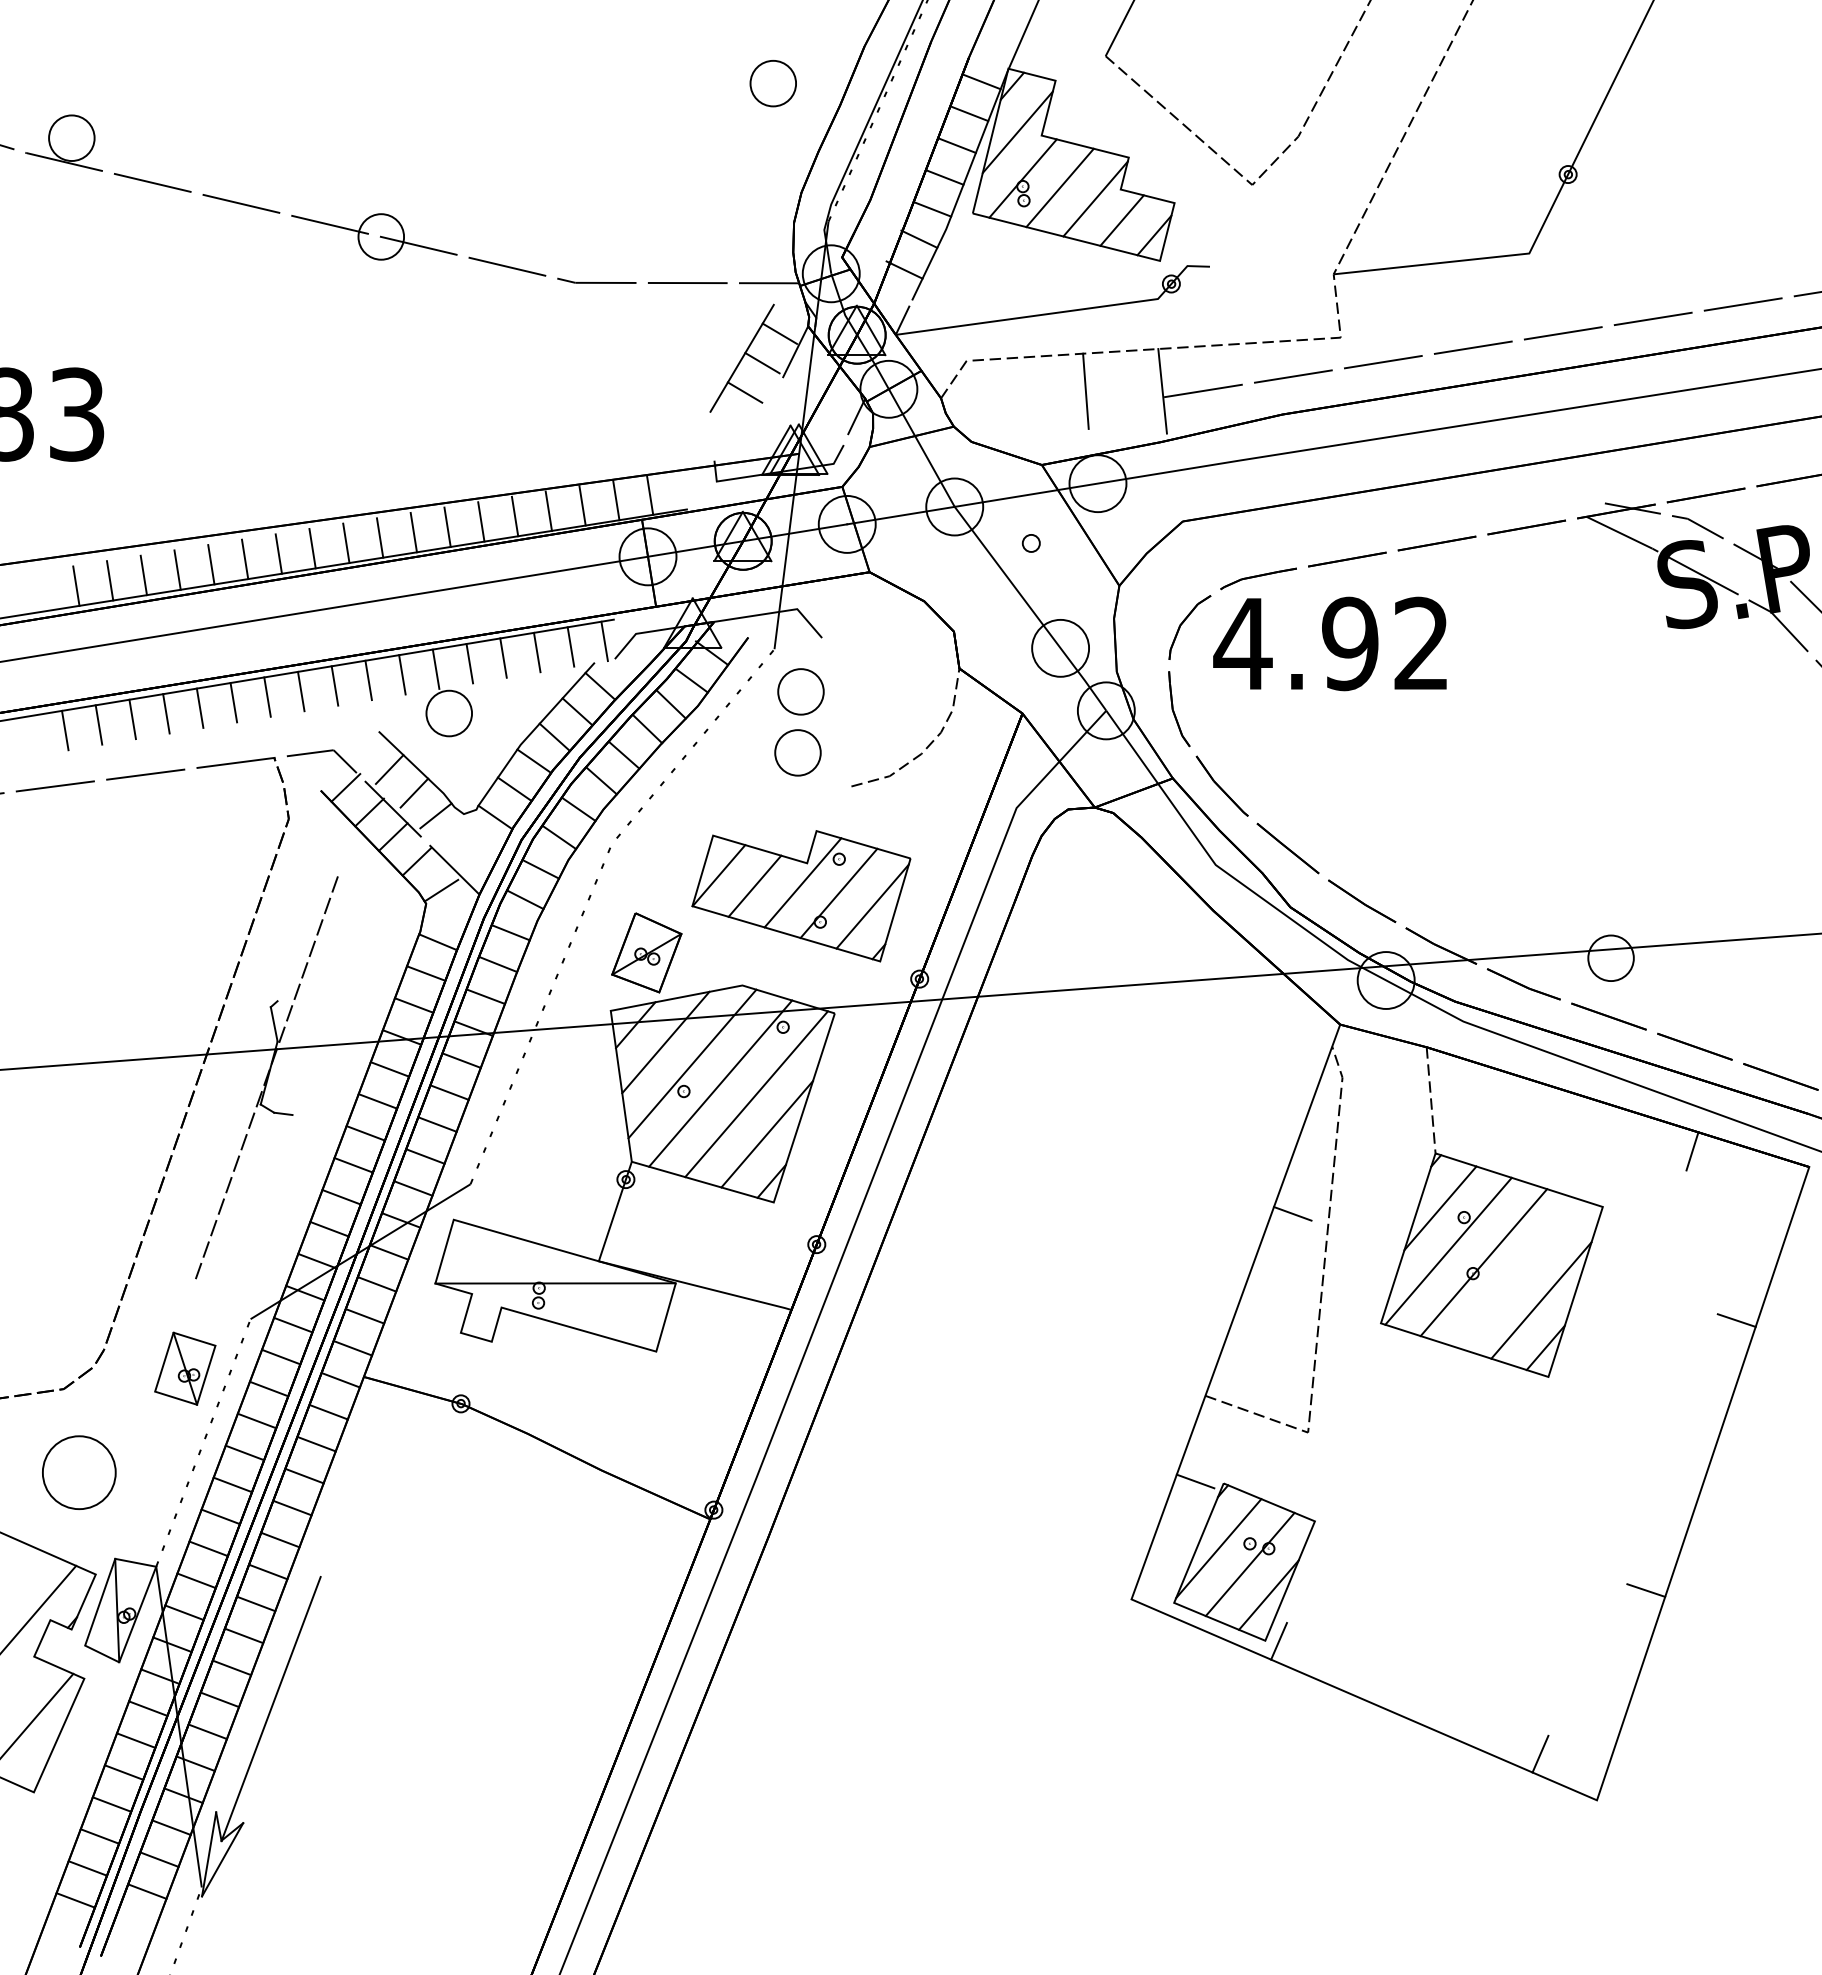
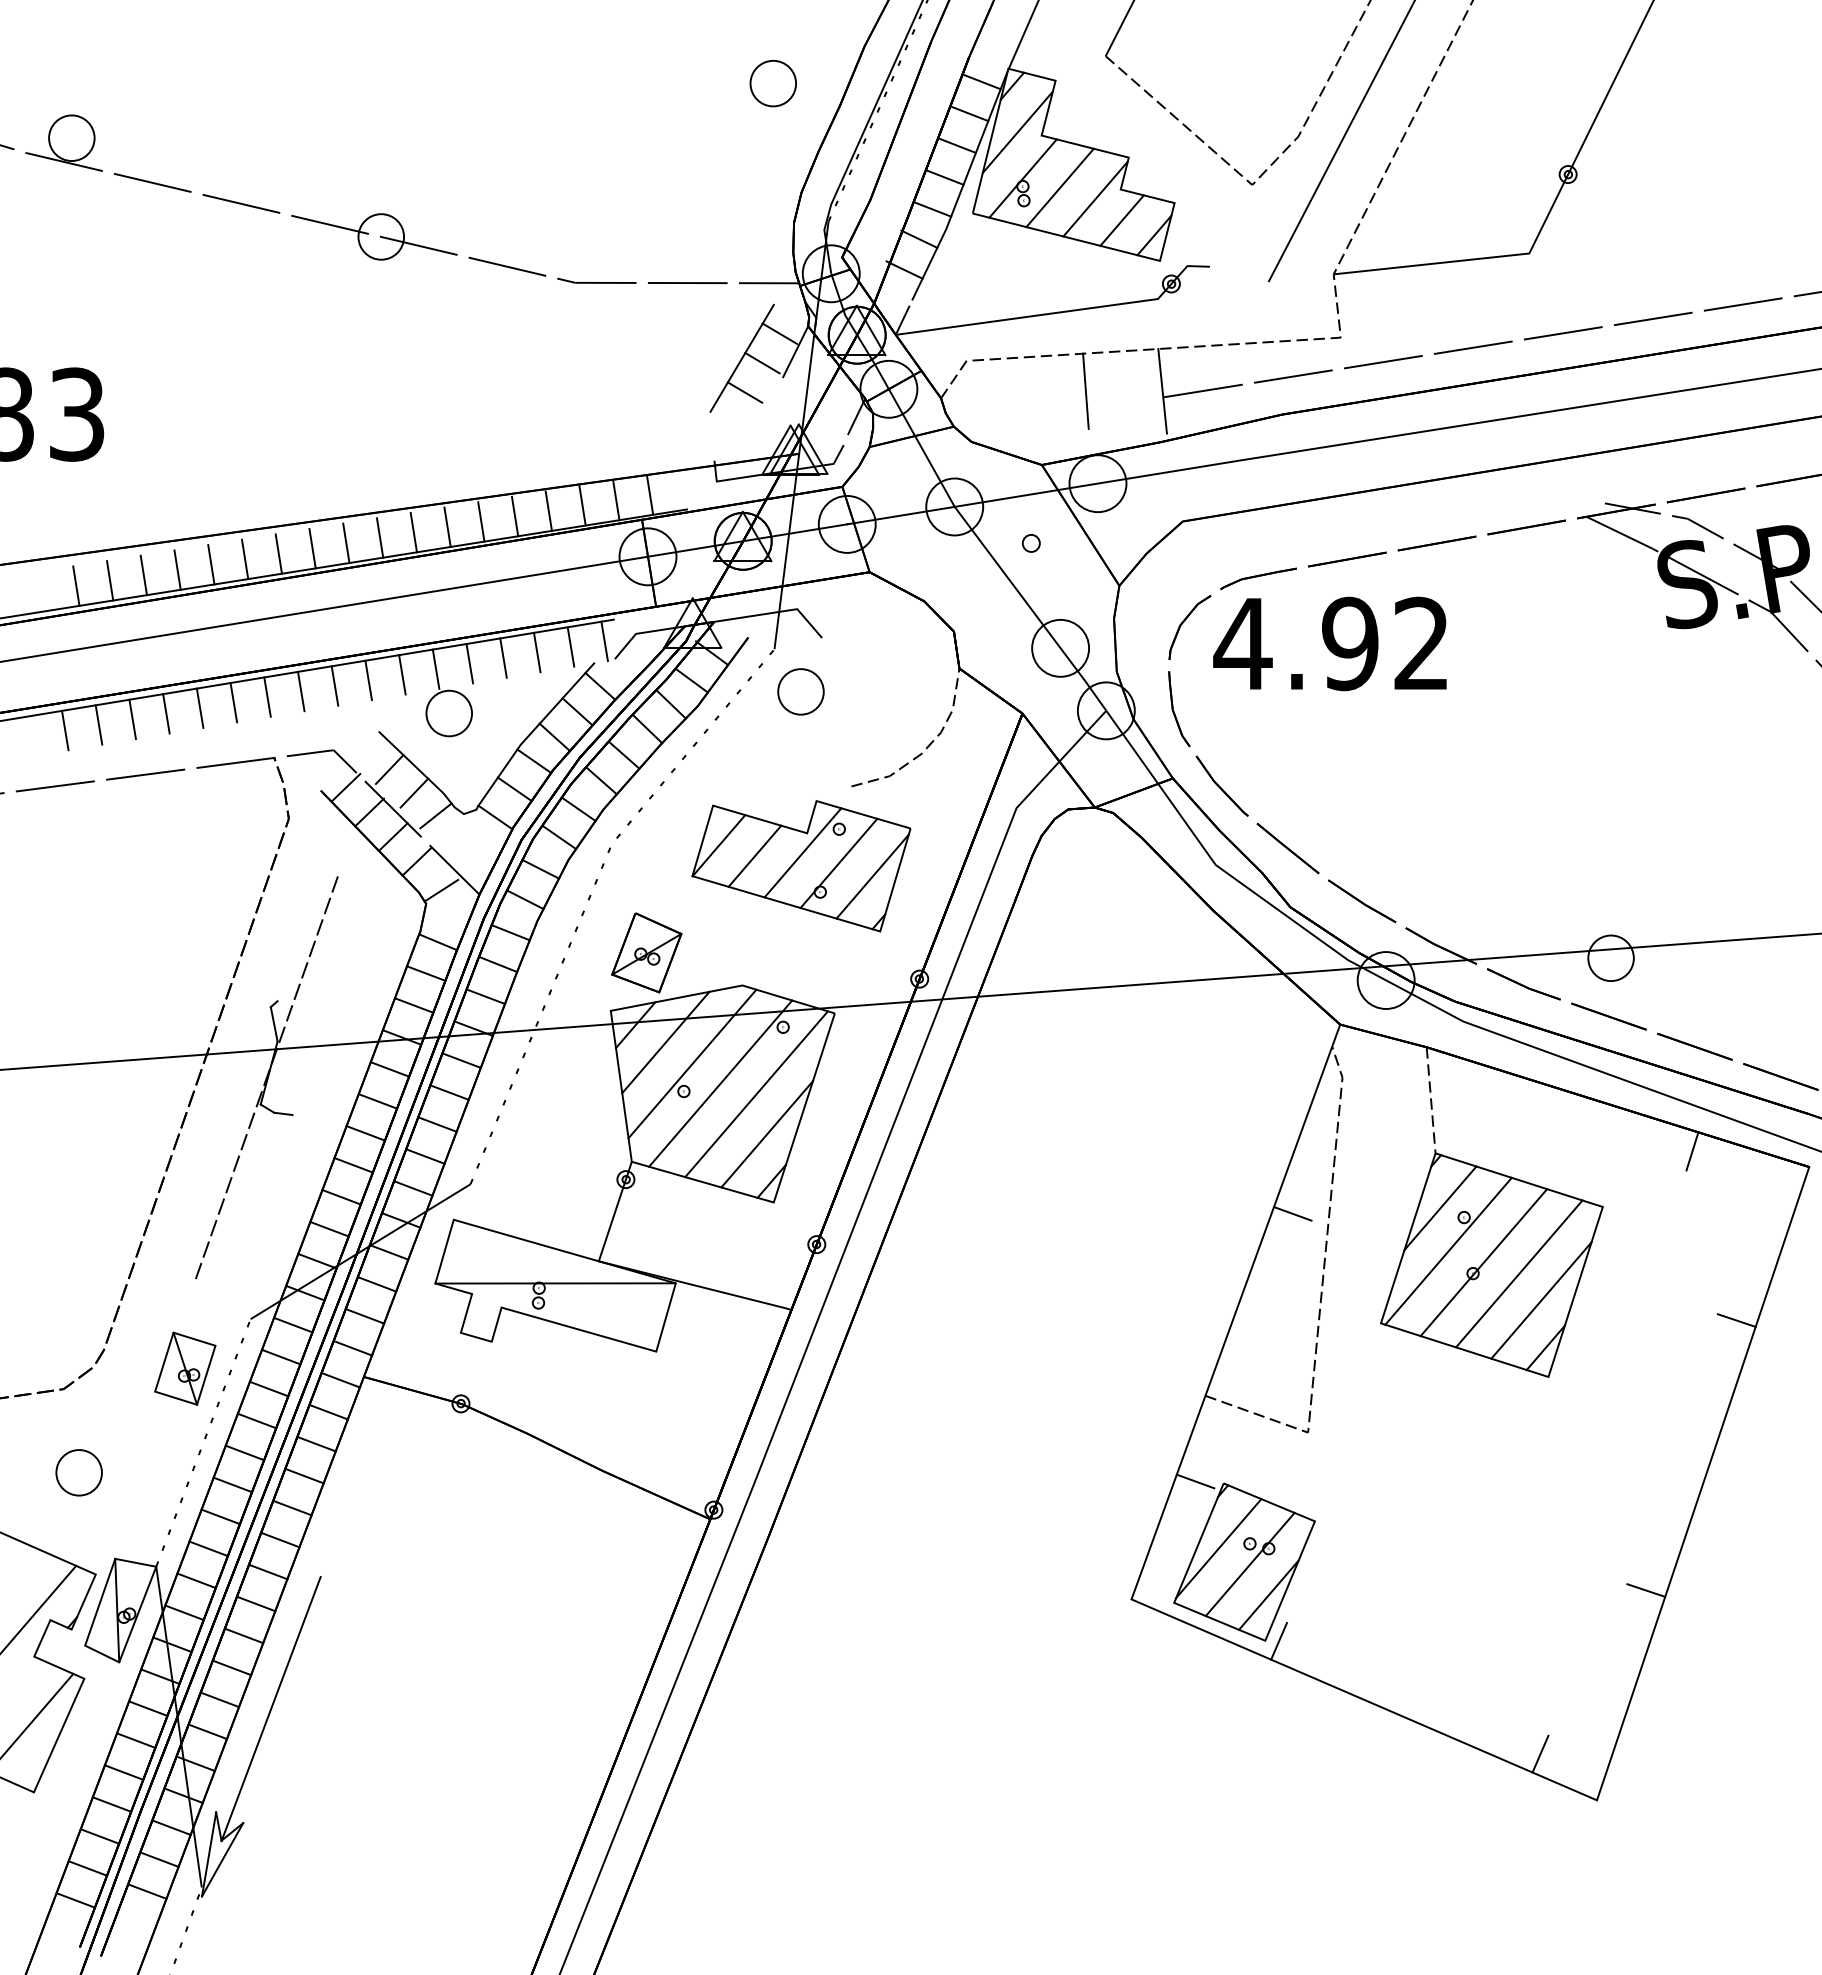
line: none -> present (1340, 141)
part: present -> none (797, 752)
part position: (801, 896) -> (801, 866) (801, 866)
line: none -> present (1519, 1273)
part size: 75x75 px -> 48x48 px (78, 1472)
